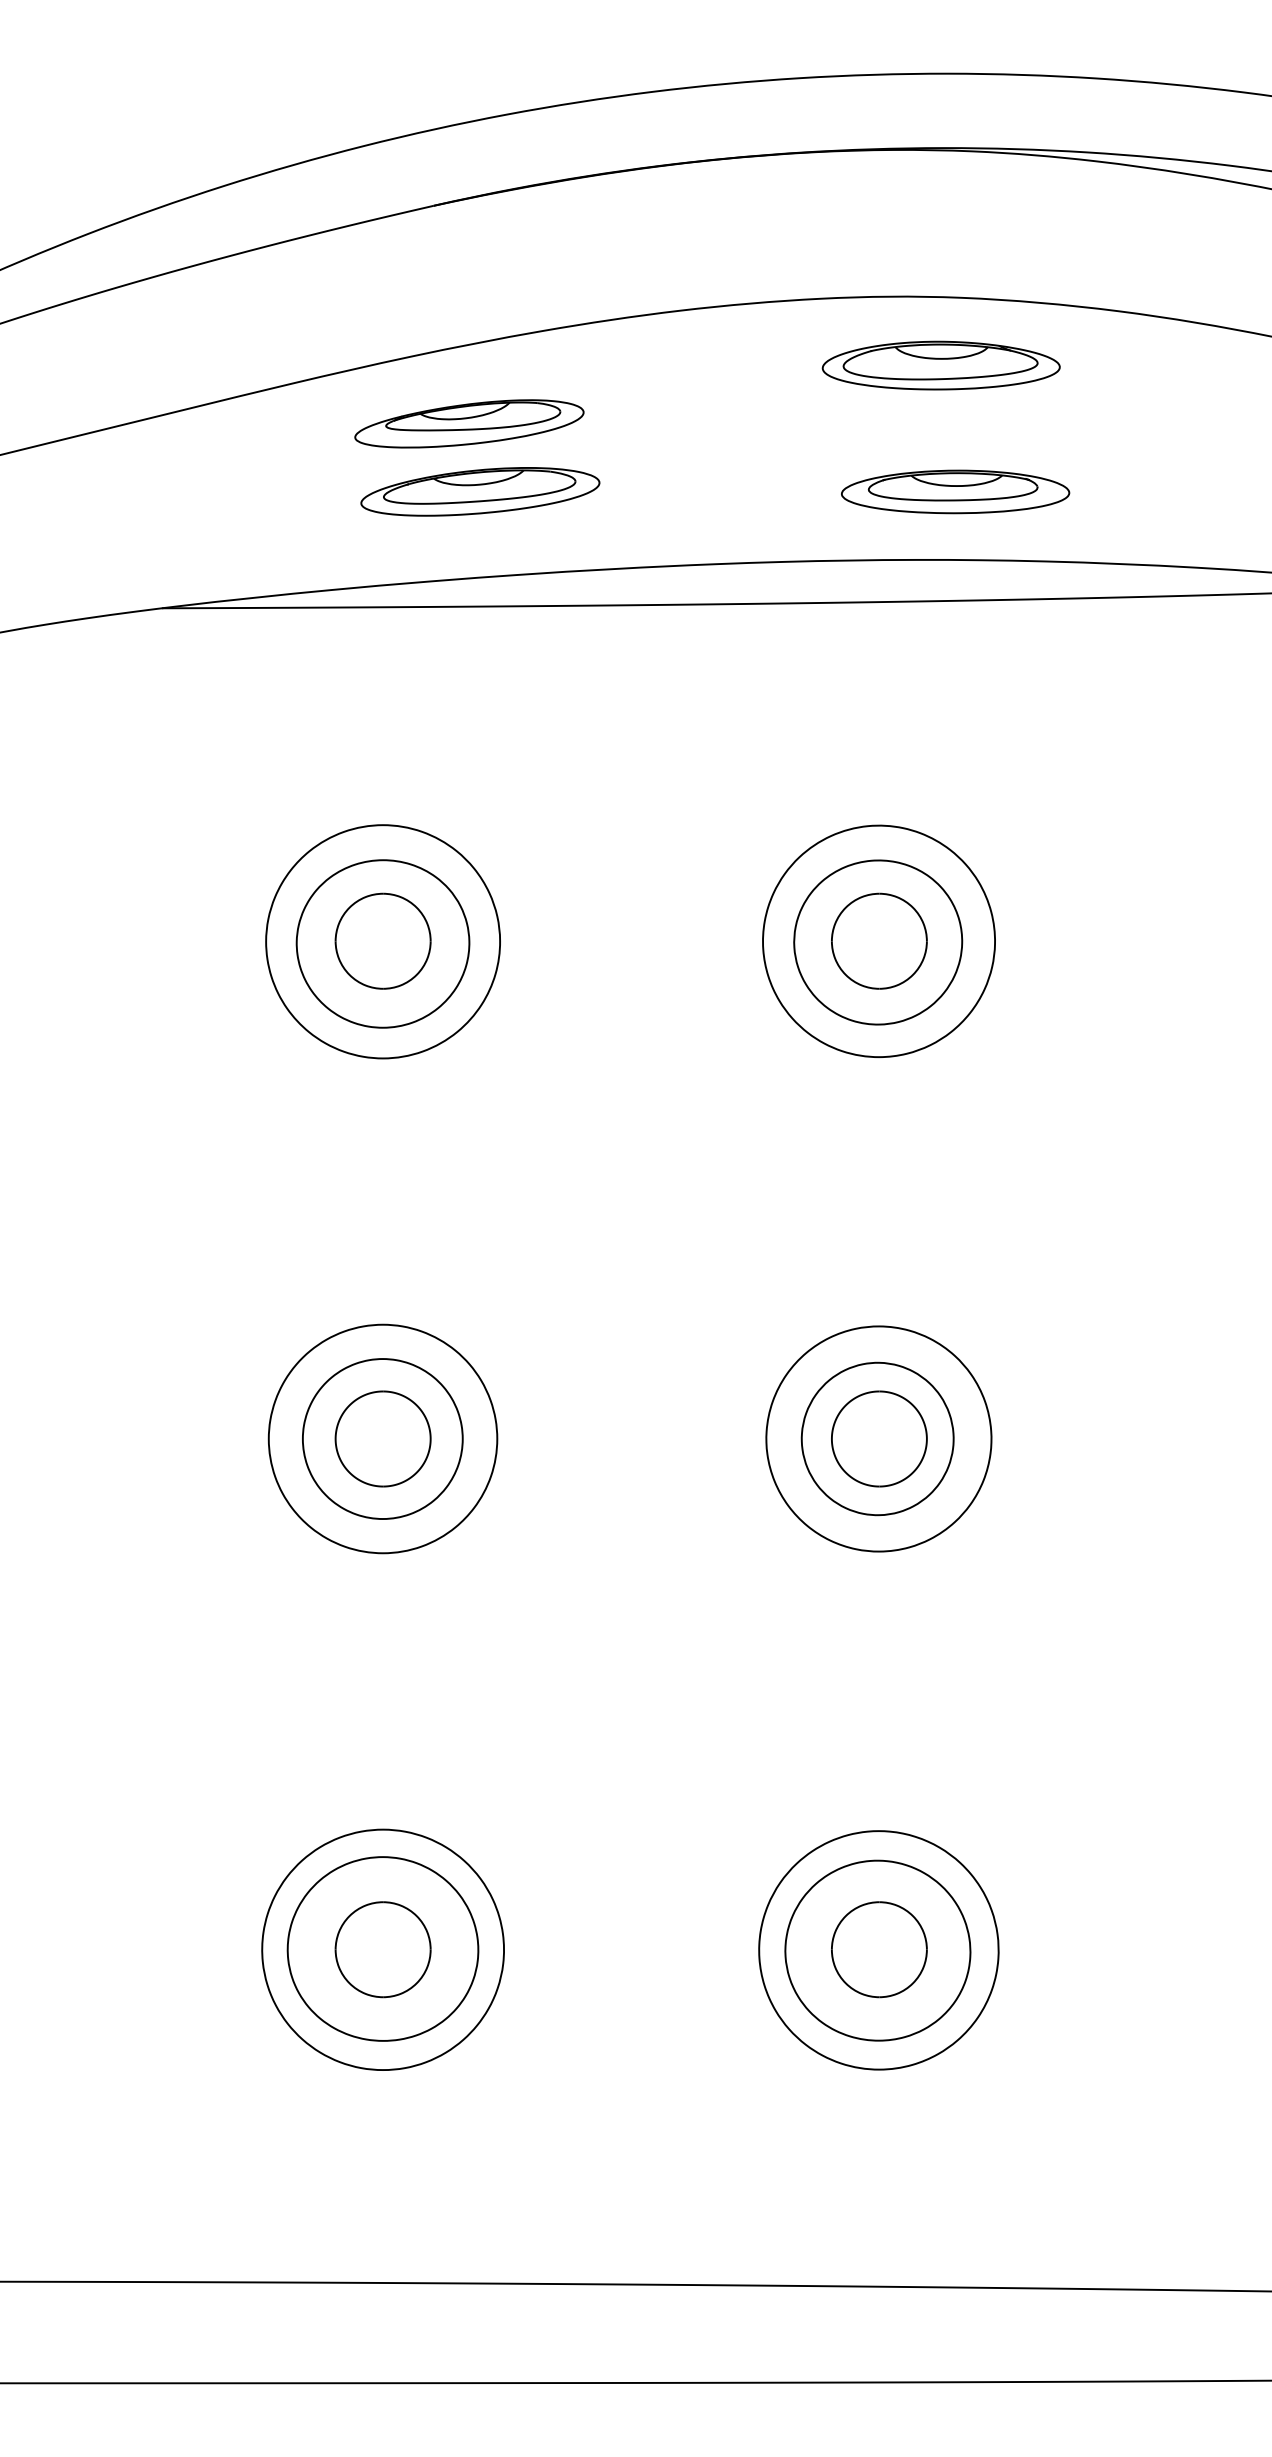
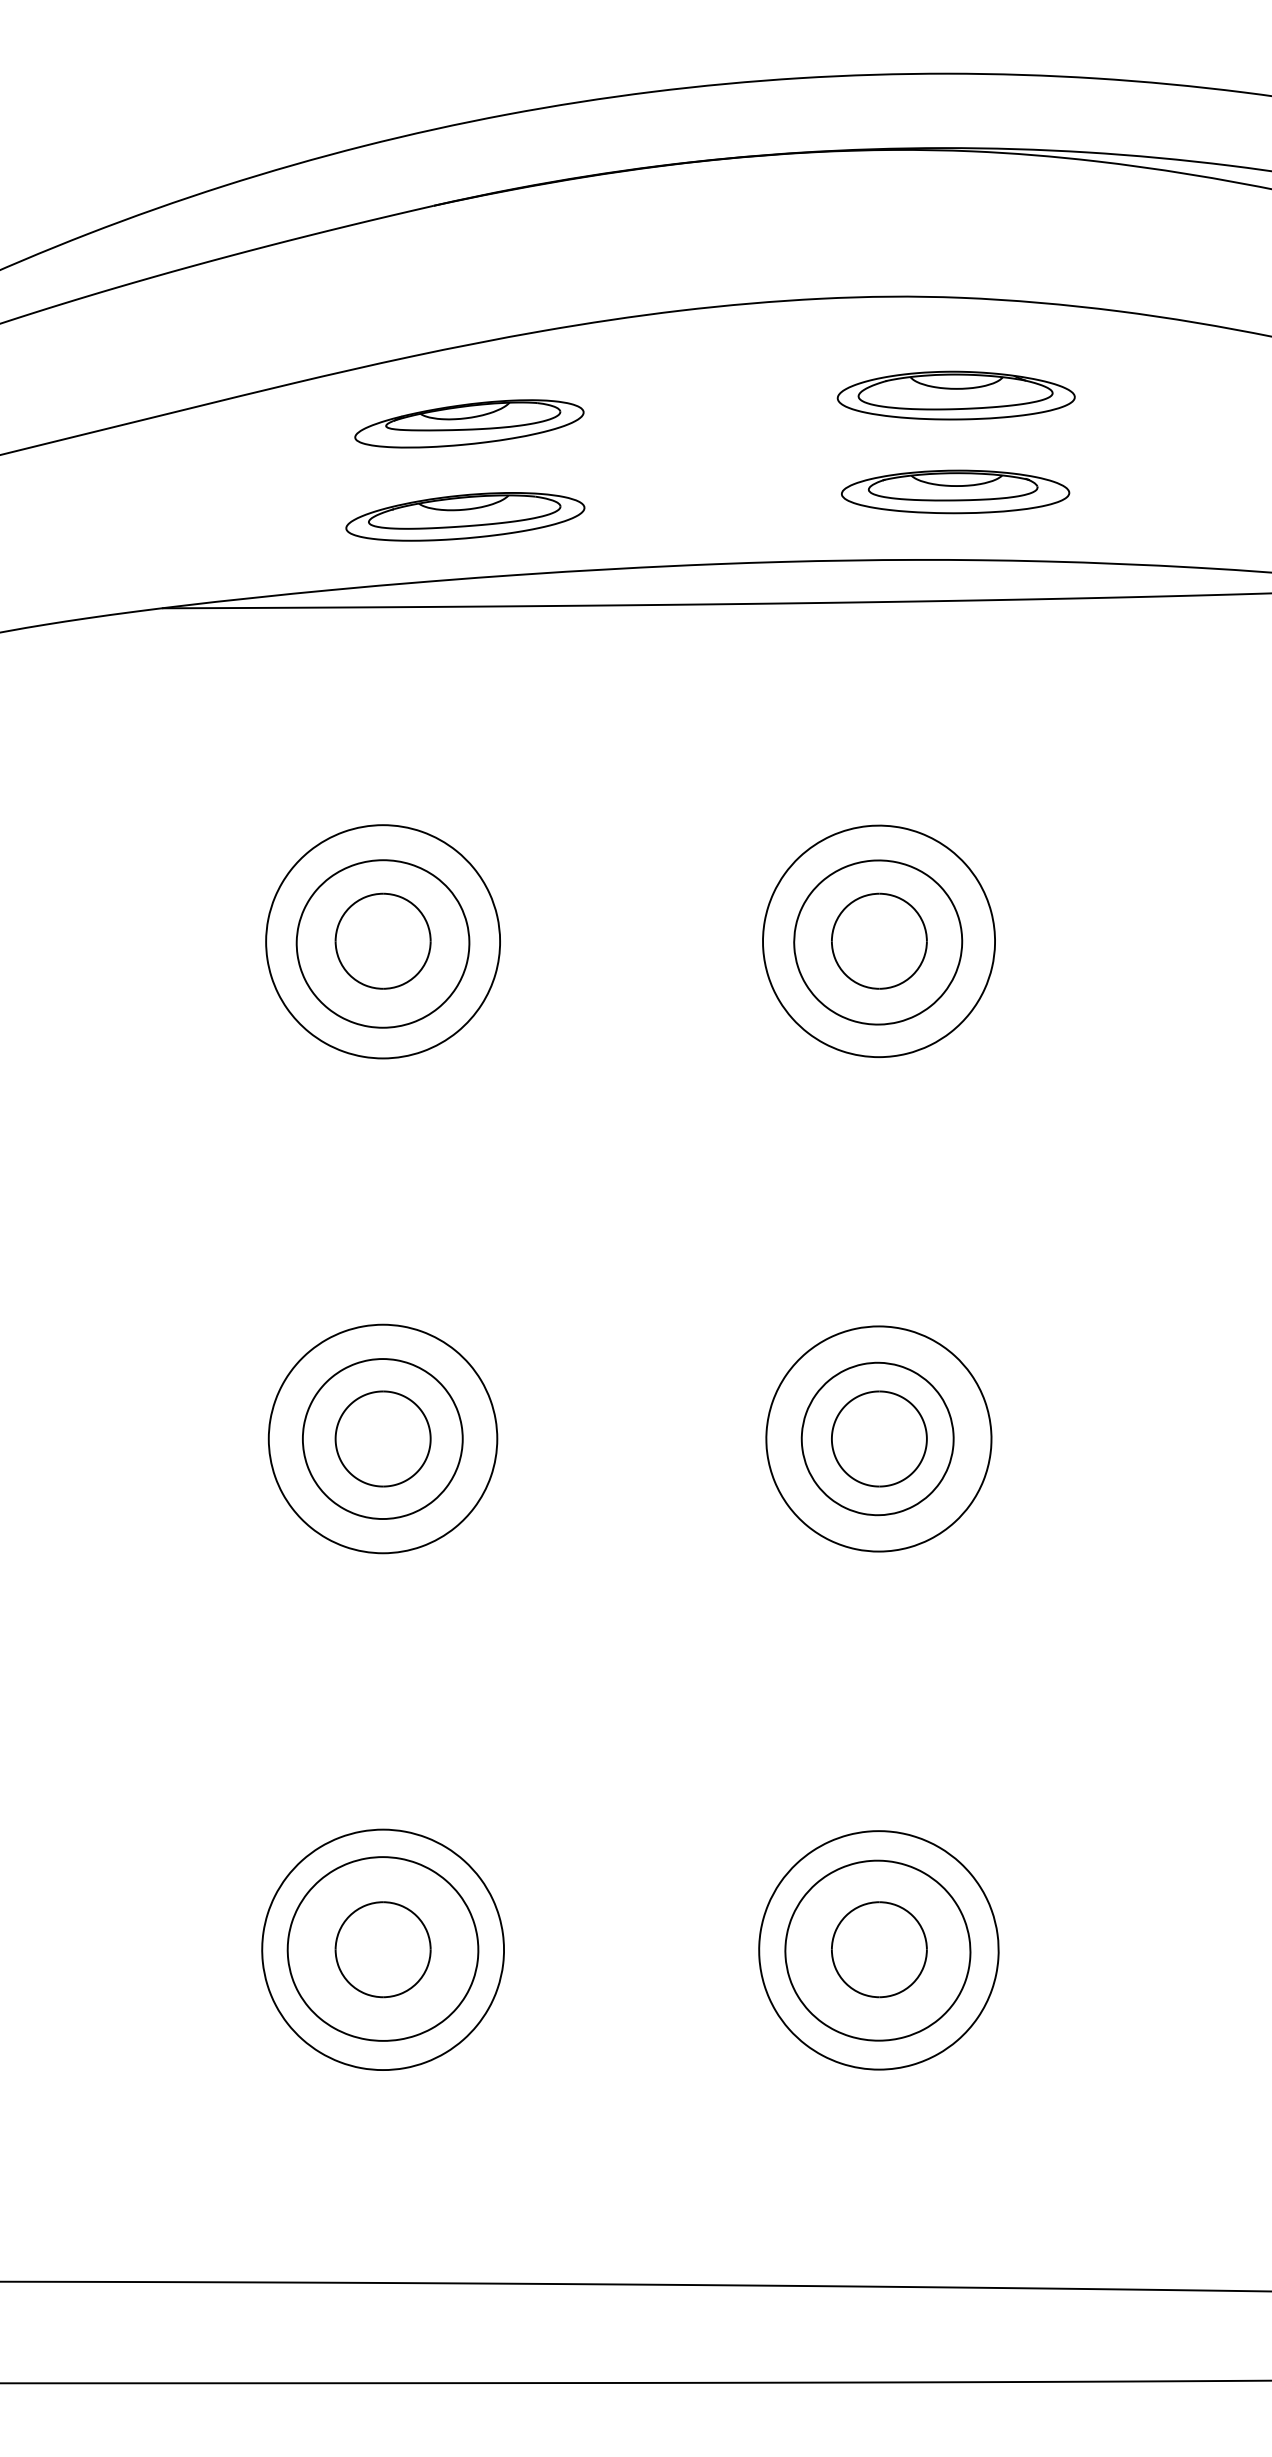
part position: (940, 365) -> (955, 395) (955, 395)
part position: (480, 491) -> (465, 516) (465, 516)
